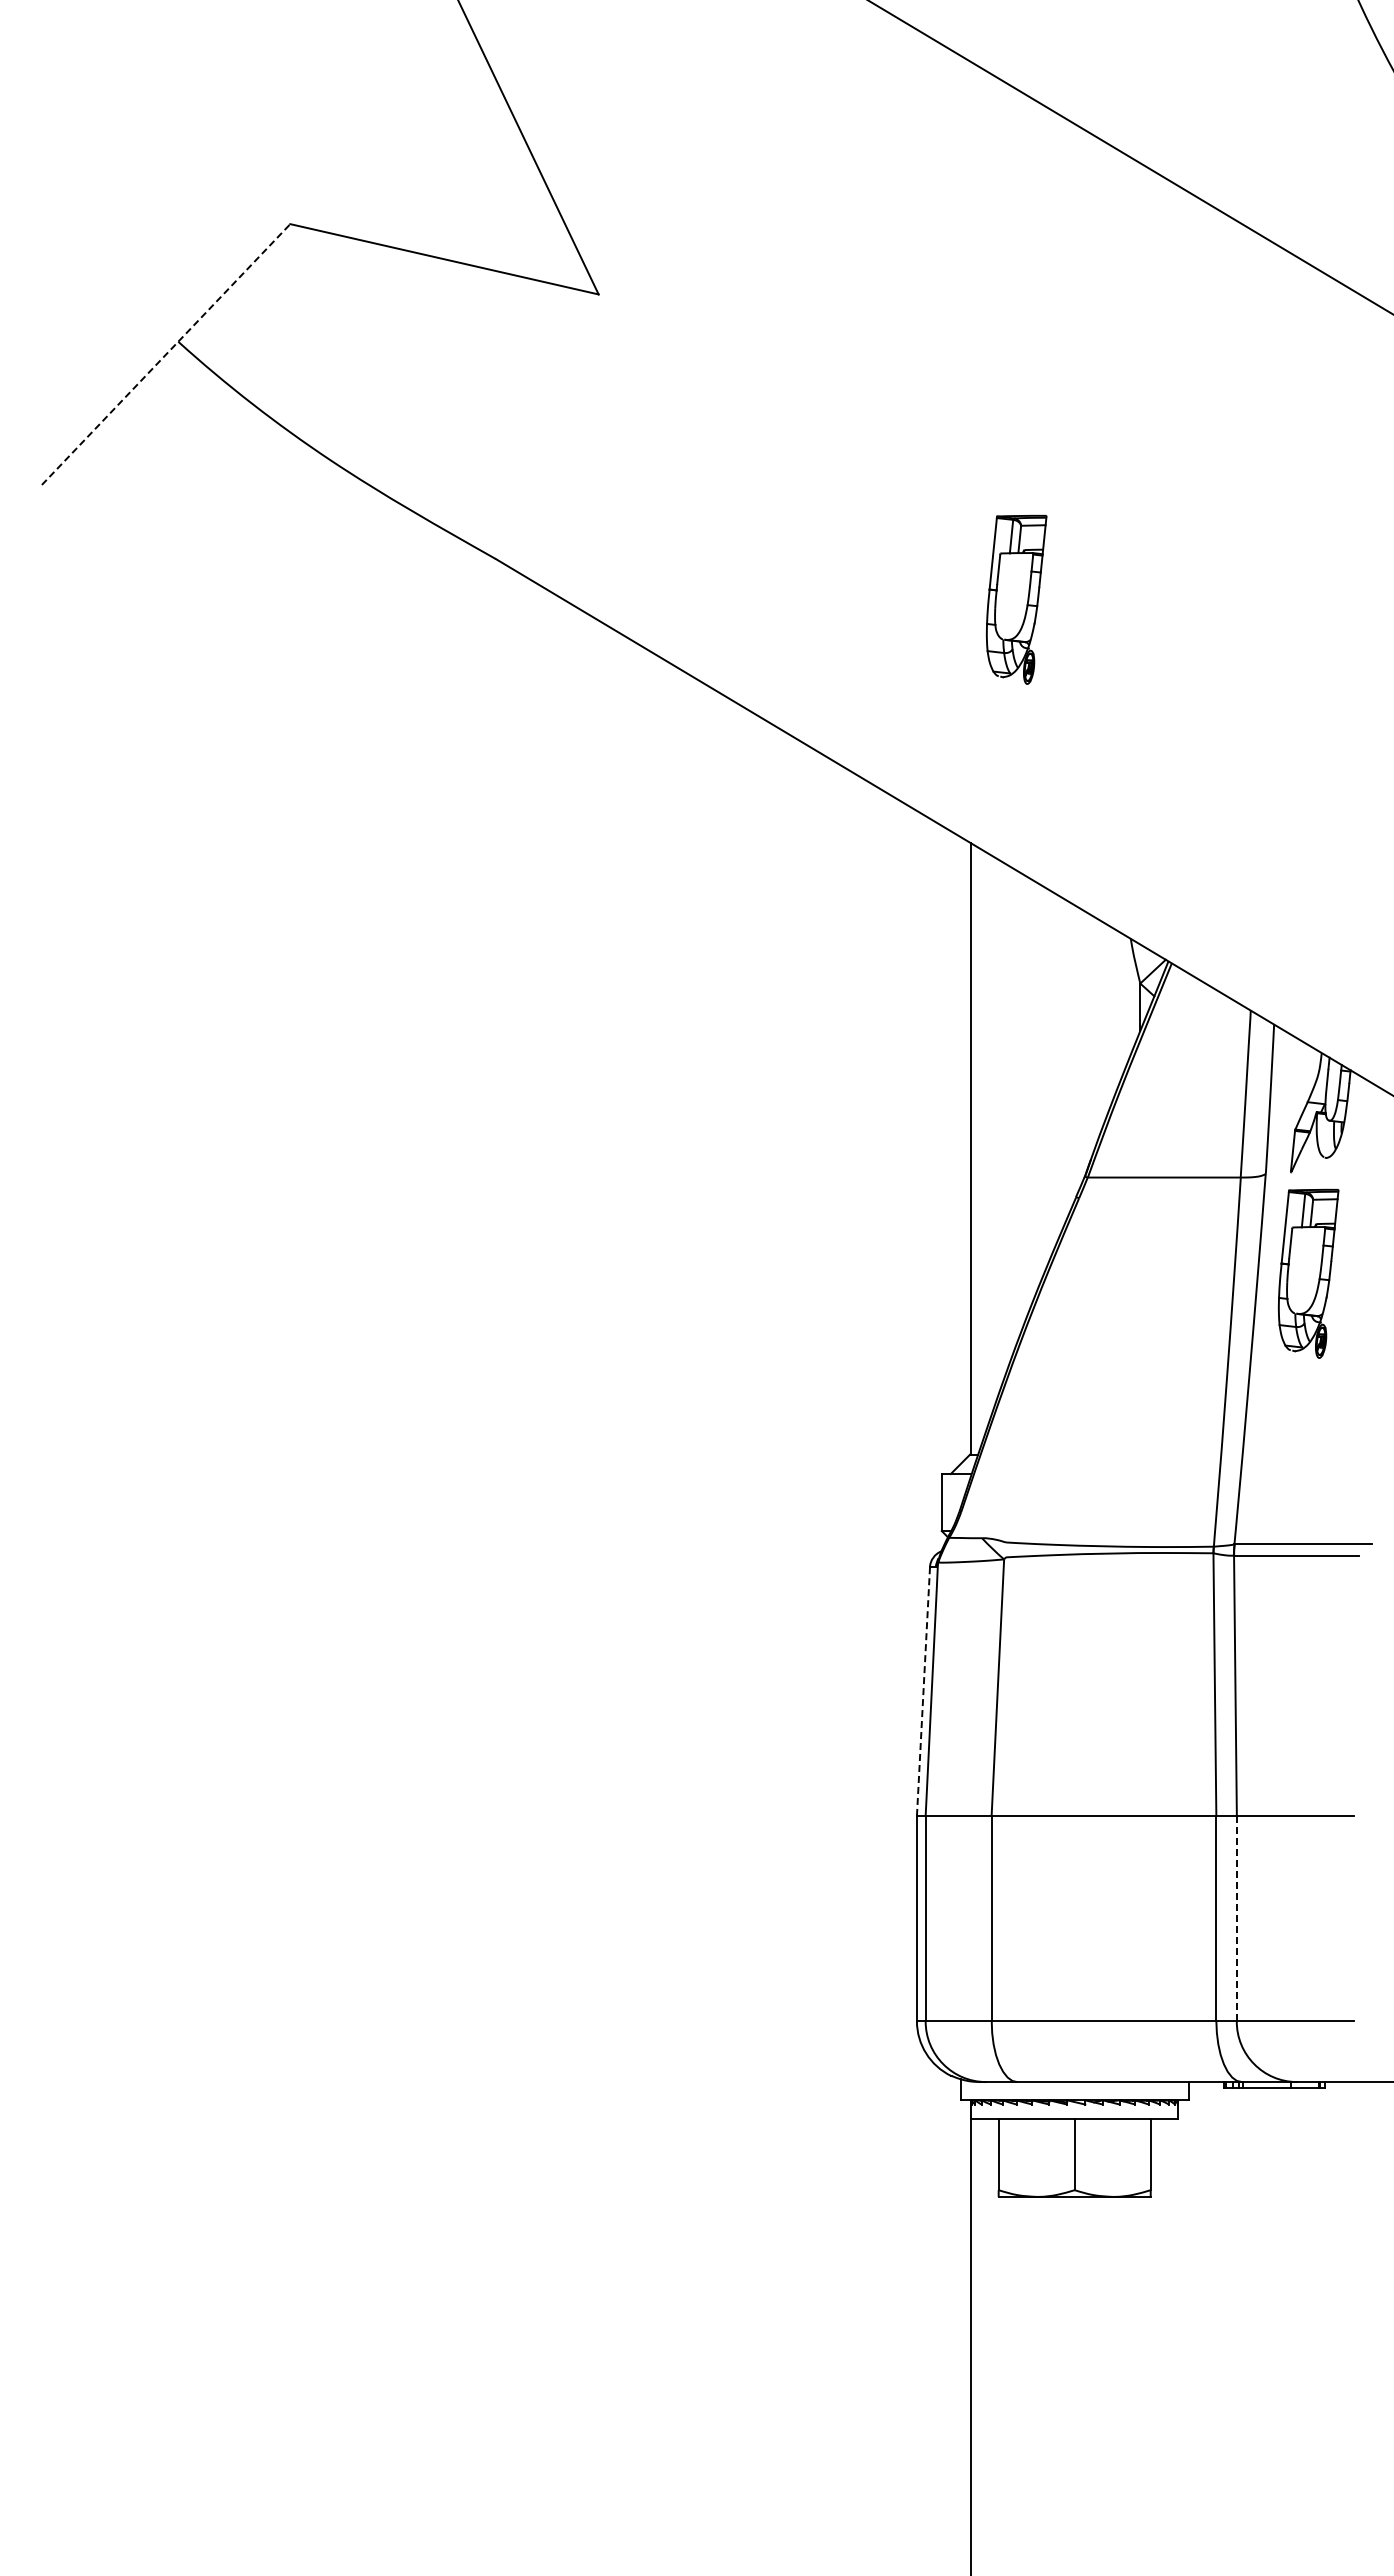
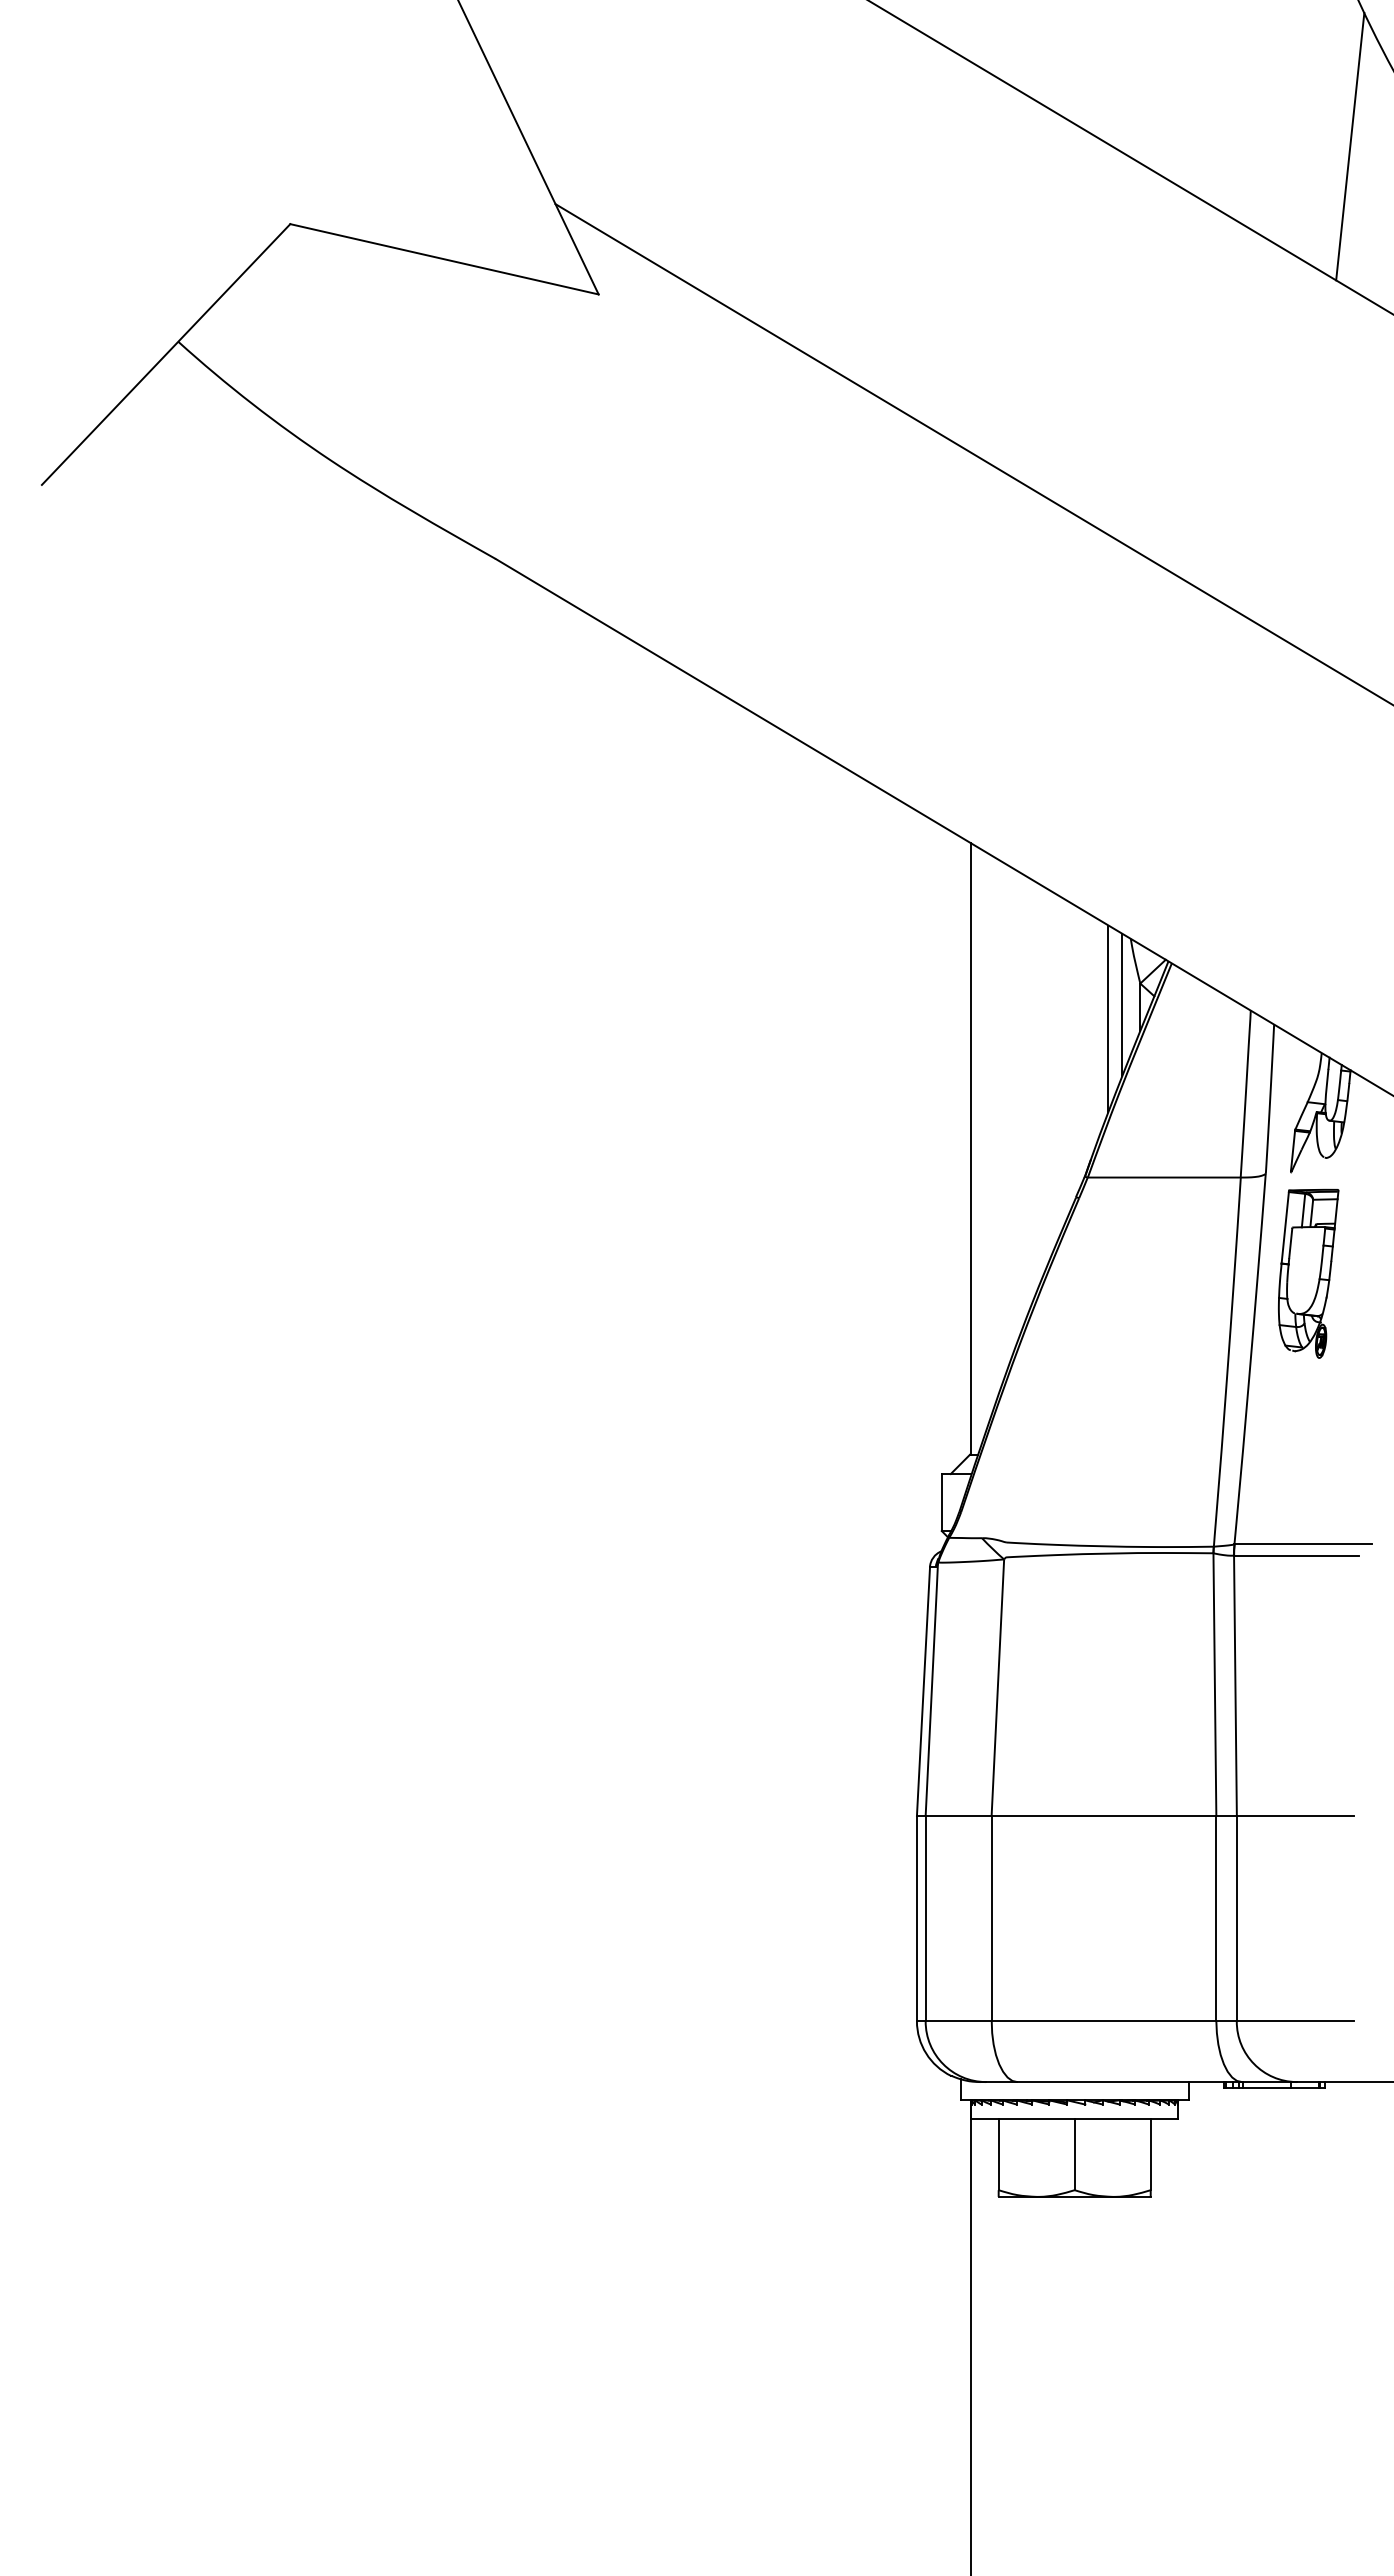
line: none -> present (1350, 146)
line: dashed -> solid (166, 354)
line: none -> present (972, 453)
part: present -> none (1016, 599)
line: none -> present (1122, 1004)
line: none -> present (1108, 1018)
line: dashed -> solid (923, 1691)
line: dashed -> solid (1236, 1918)
